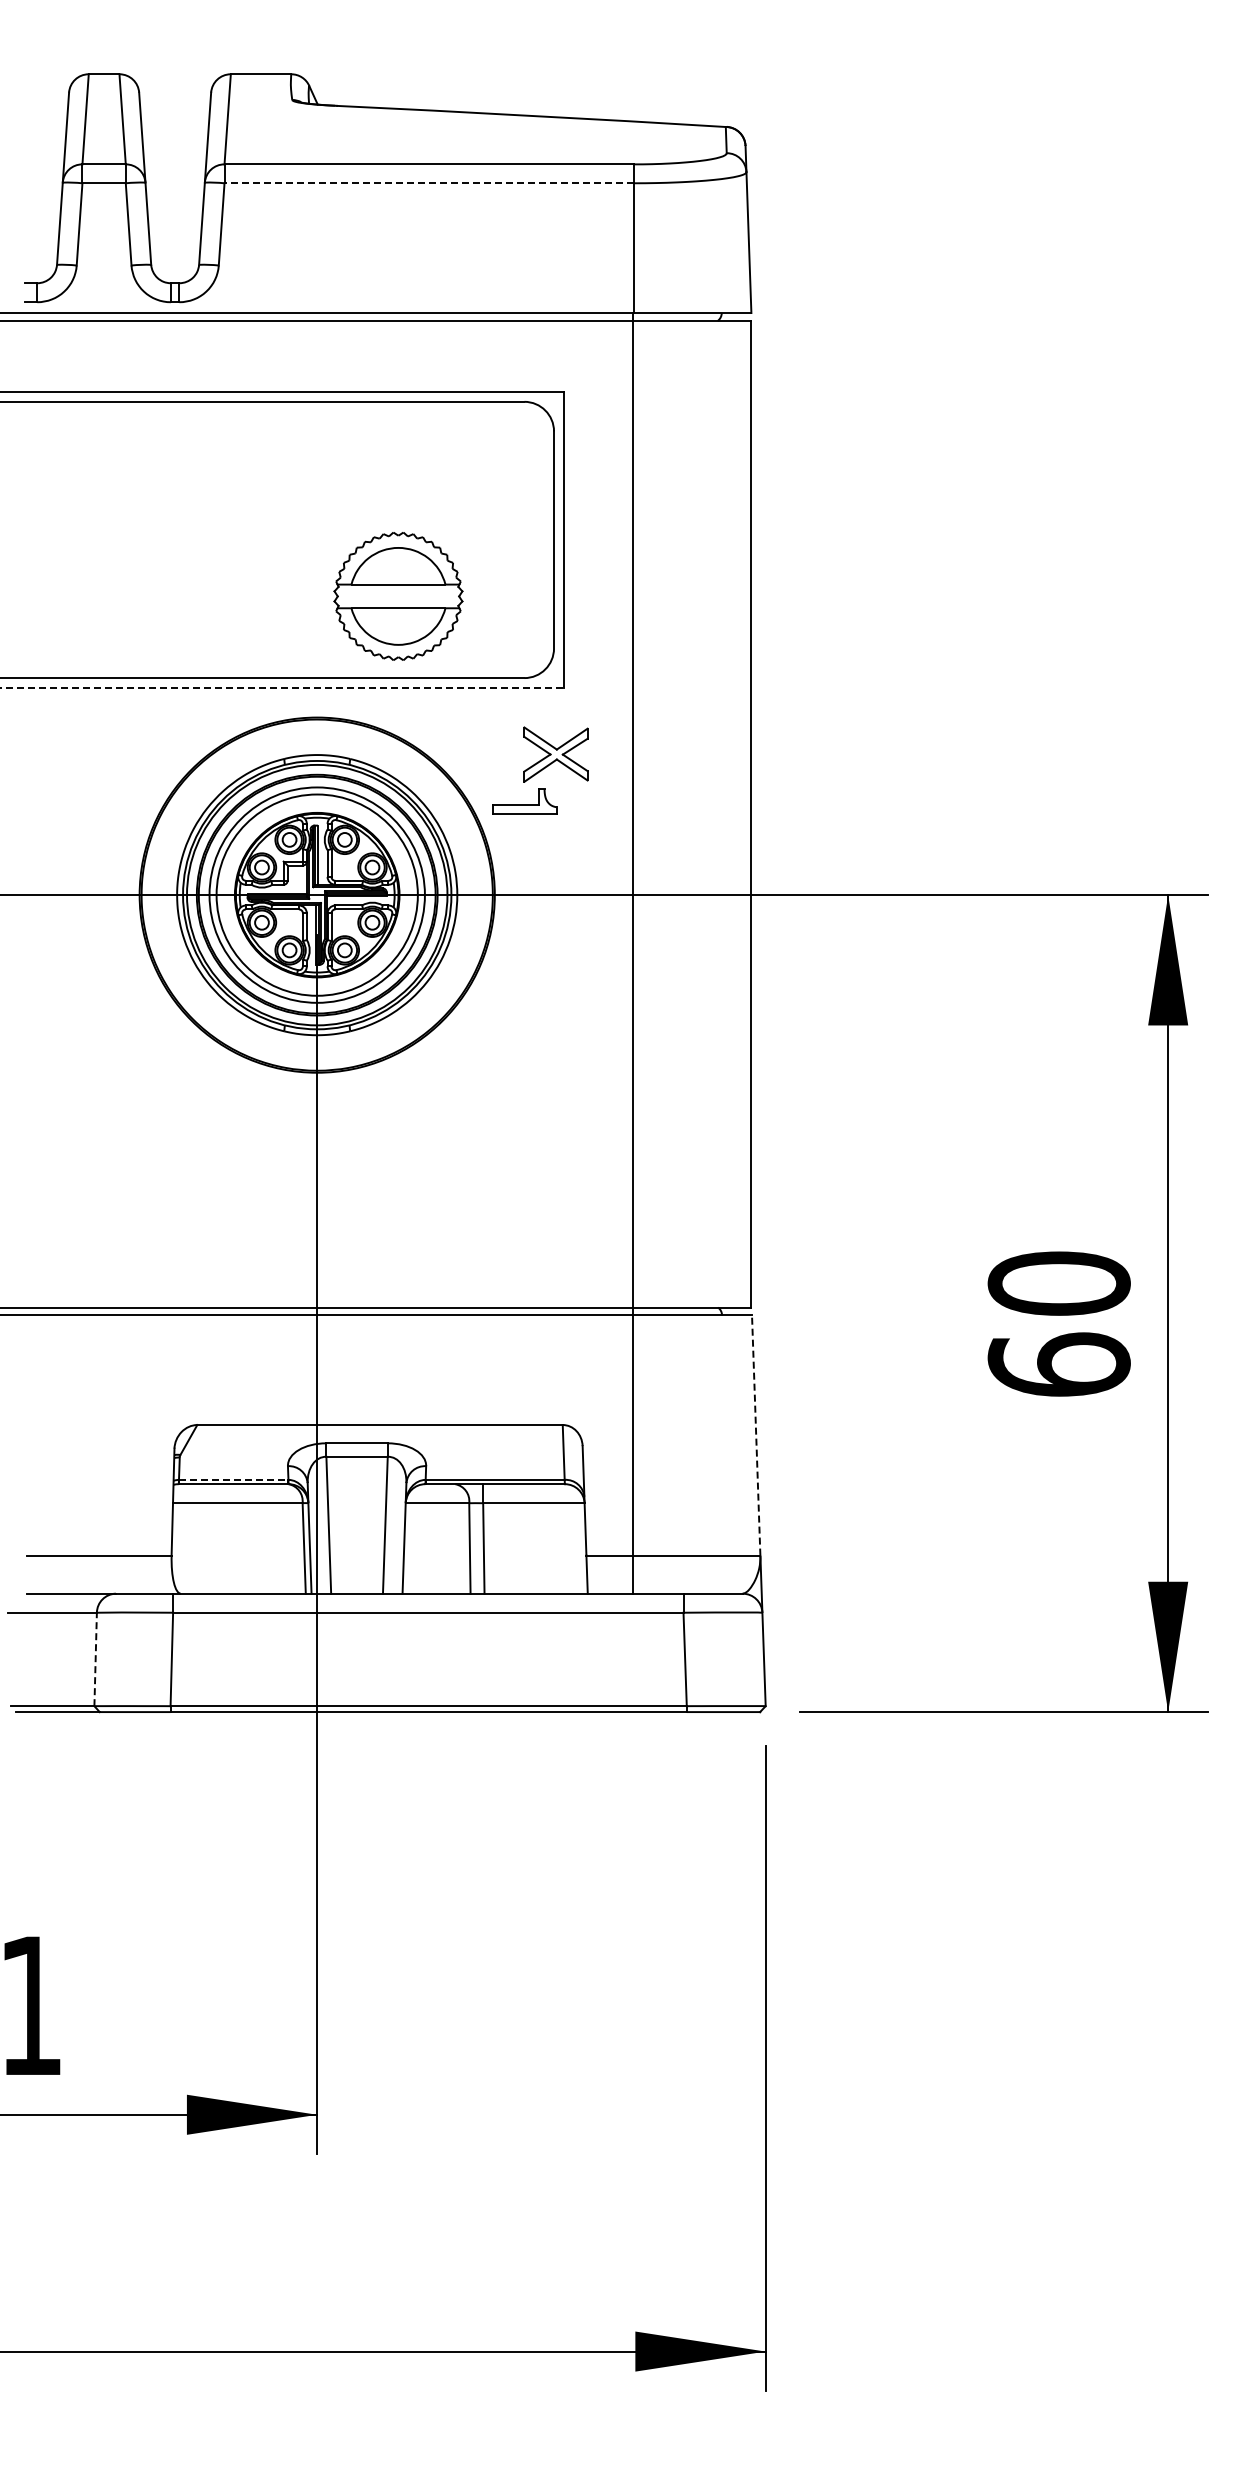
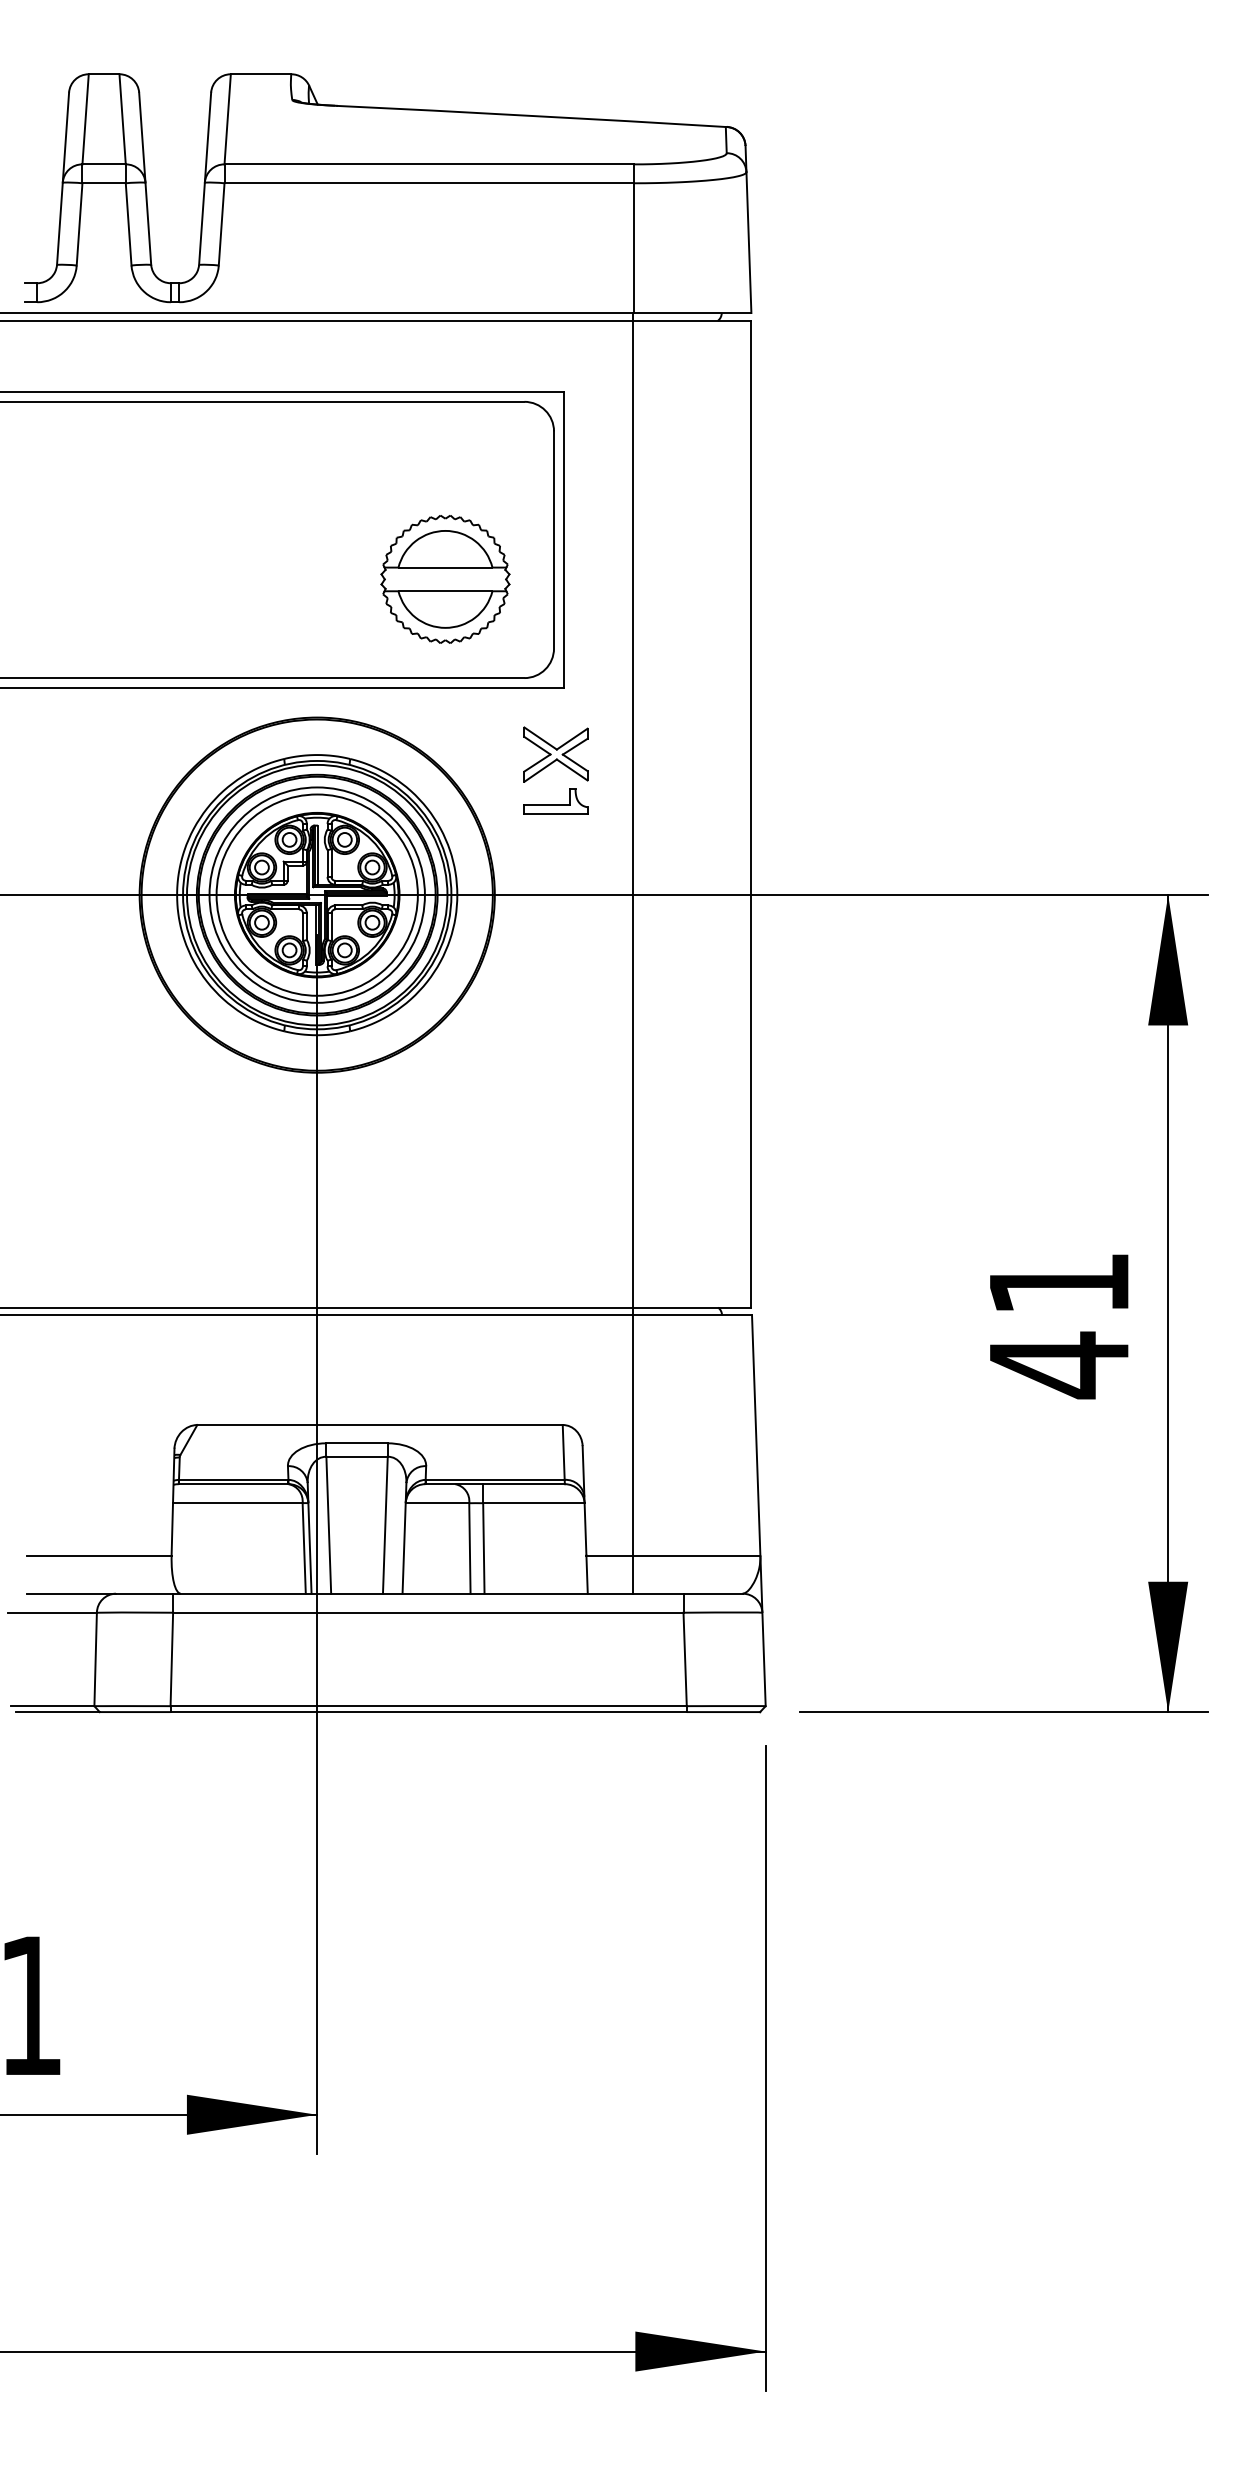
line: dashed -> solid (429, 183)
part position: (398, 596) -> (445, 579) (445, 579)
line: dashed -> solid (282, 687)
part position: (524, 801) -> (555, 801) (555, 801)
text: 60 -> 41 (1058, 1325)
line: dashed -> solid (756, 1435)
line: dashed -> solid (233, 1479)
line: dashed -> solid (95, 1659)
